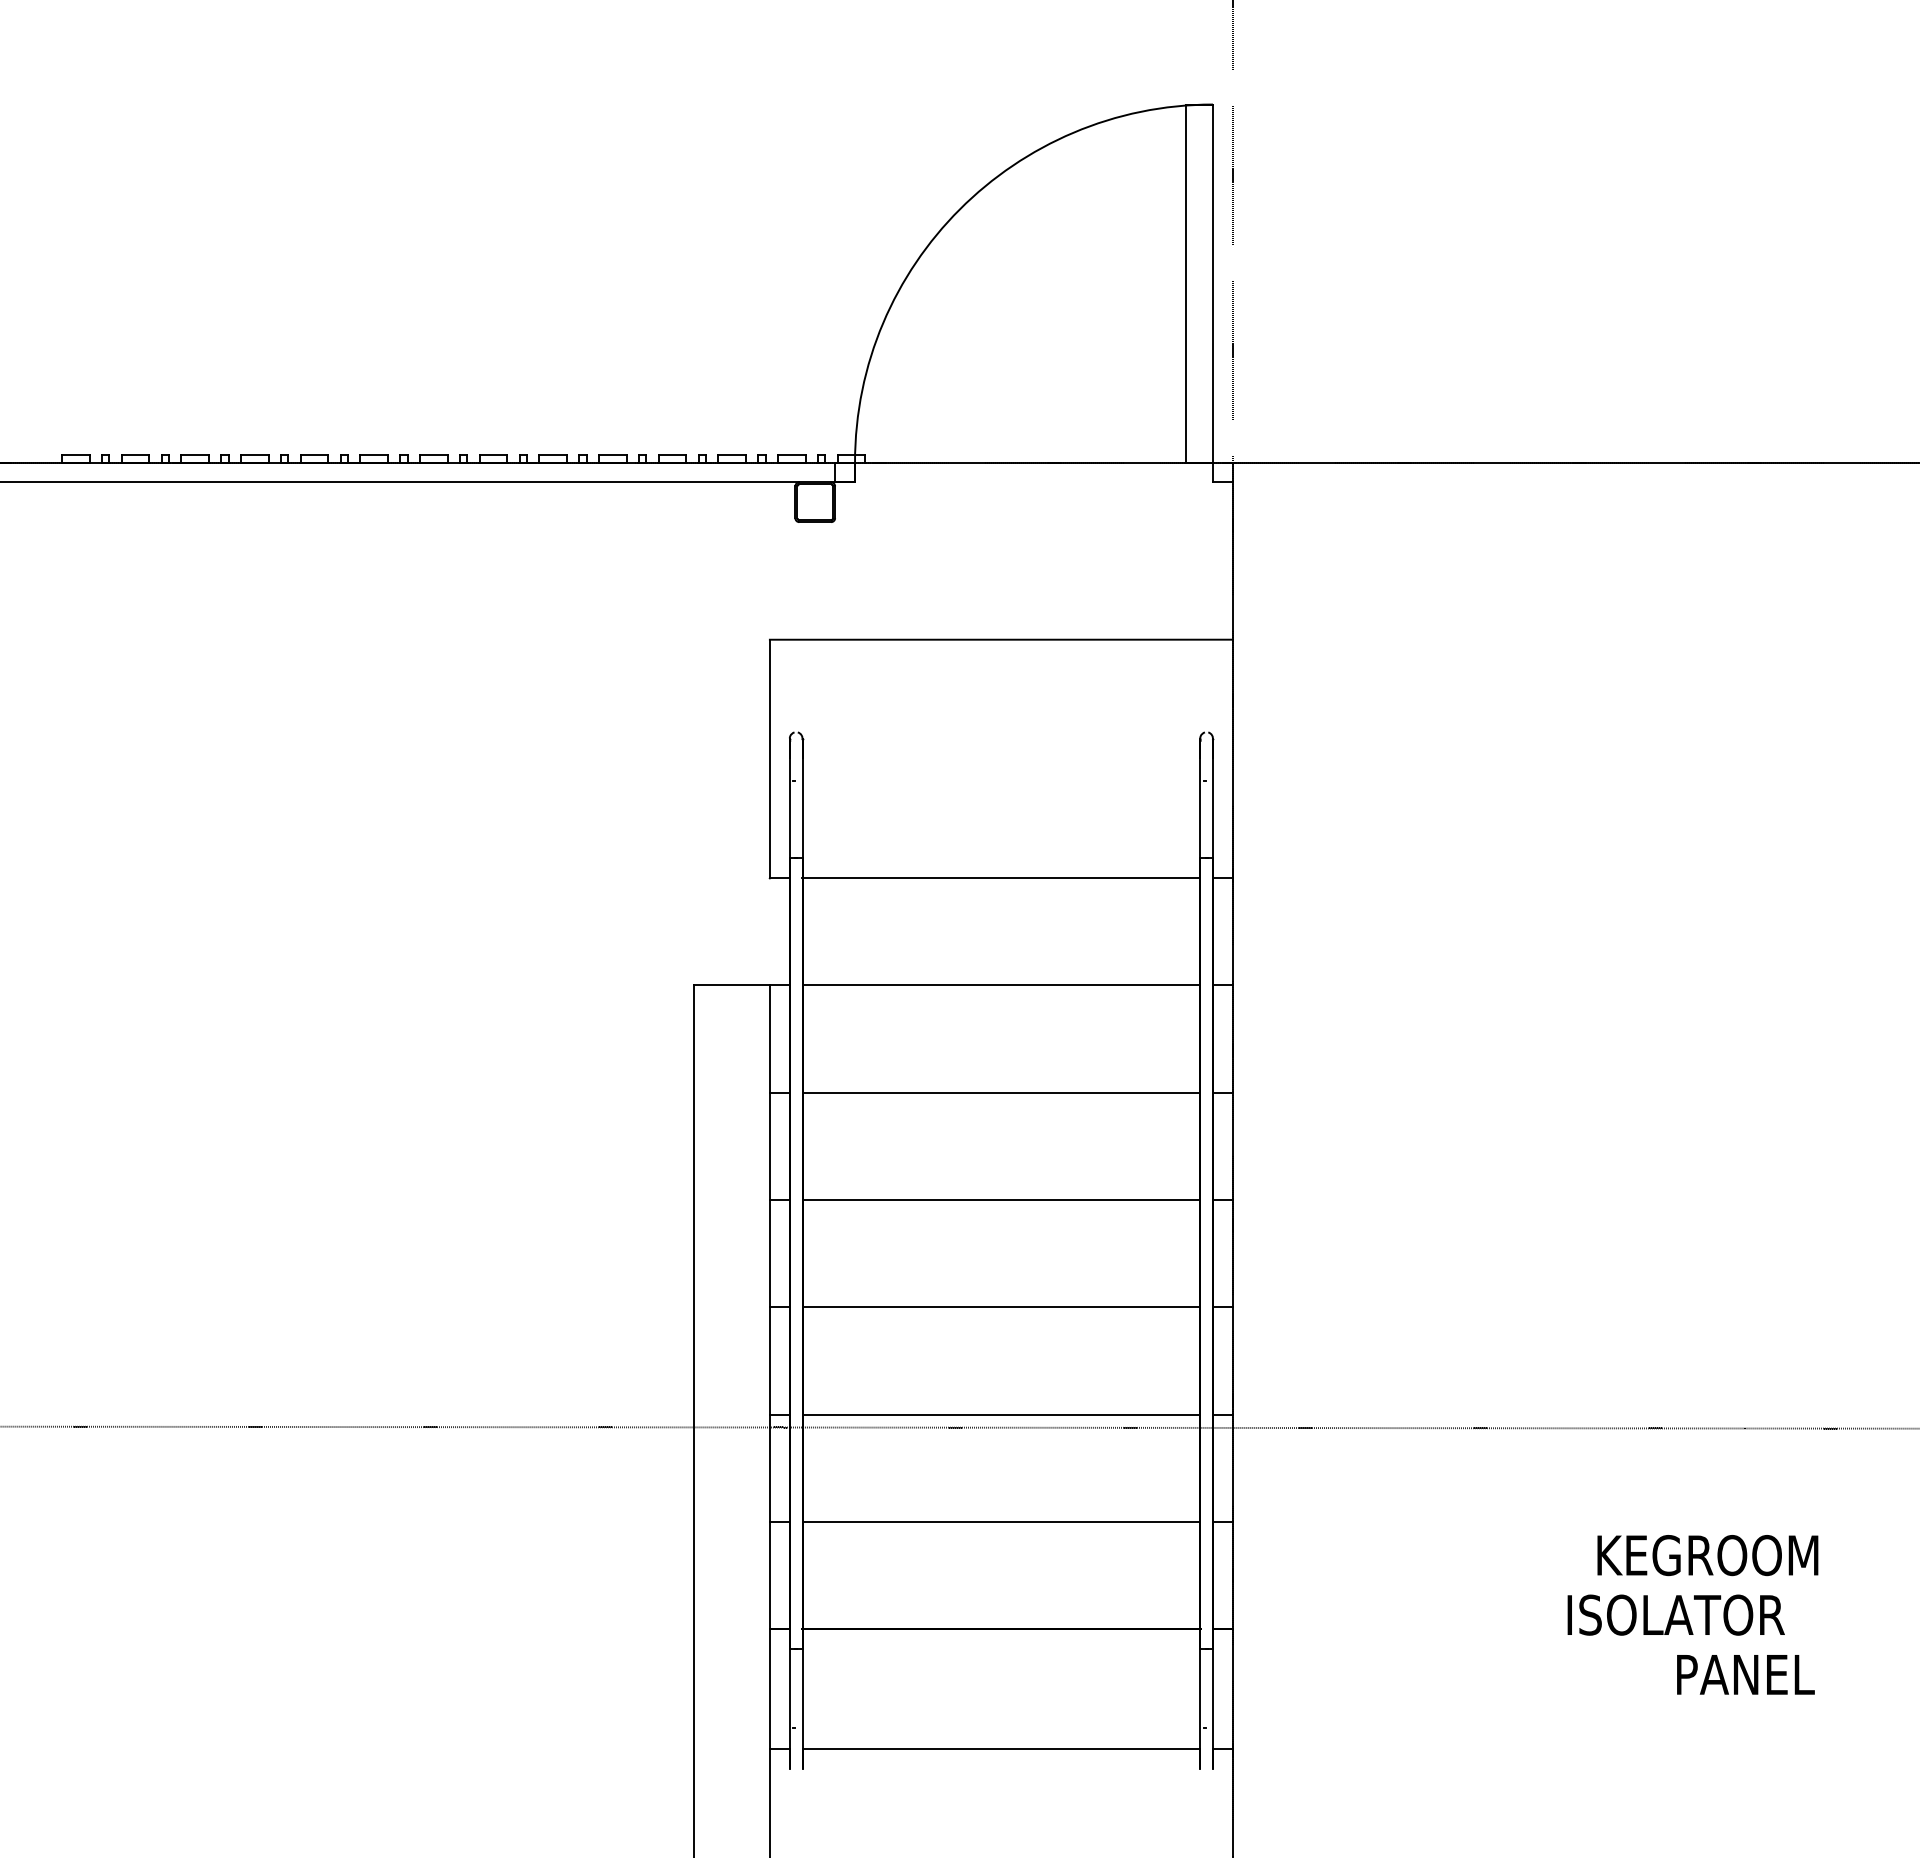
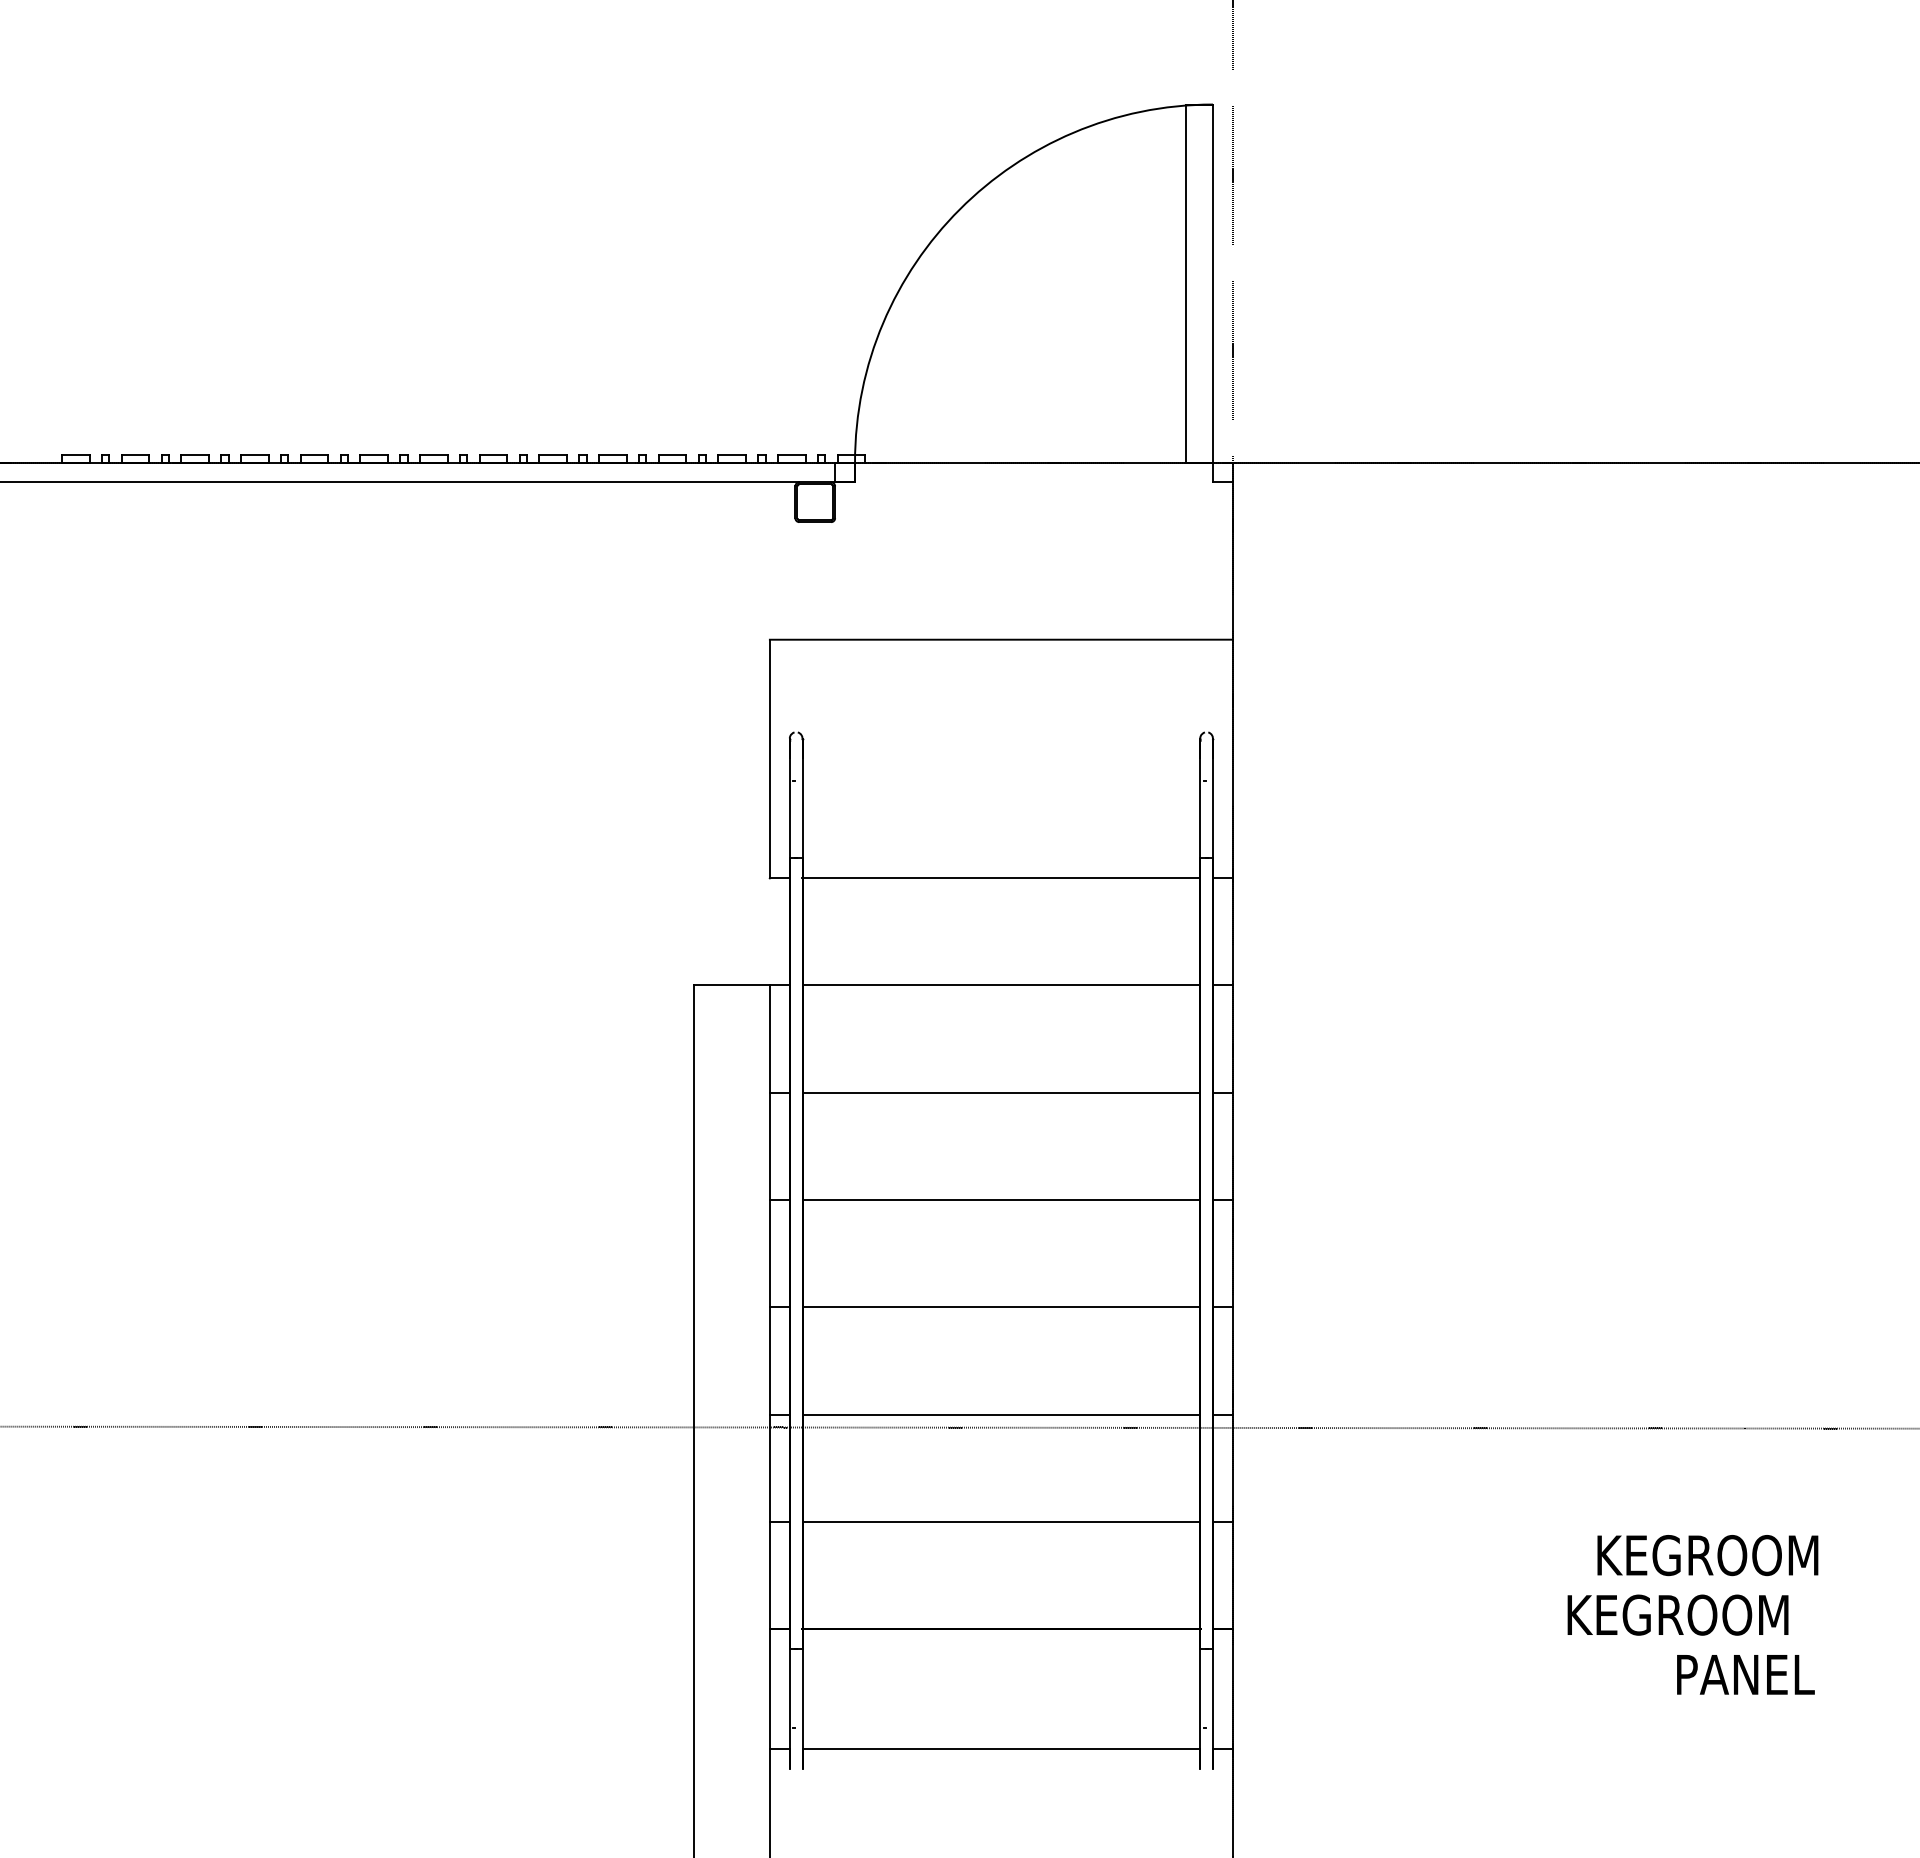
text: ISOLATOR -> KEGROOM (1680, 1614)
